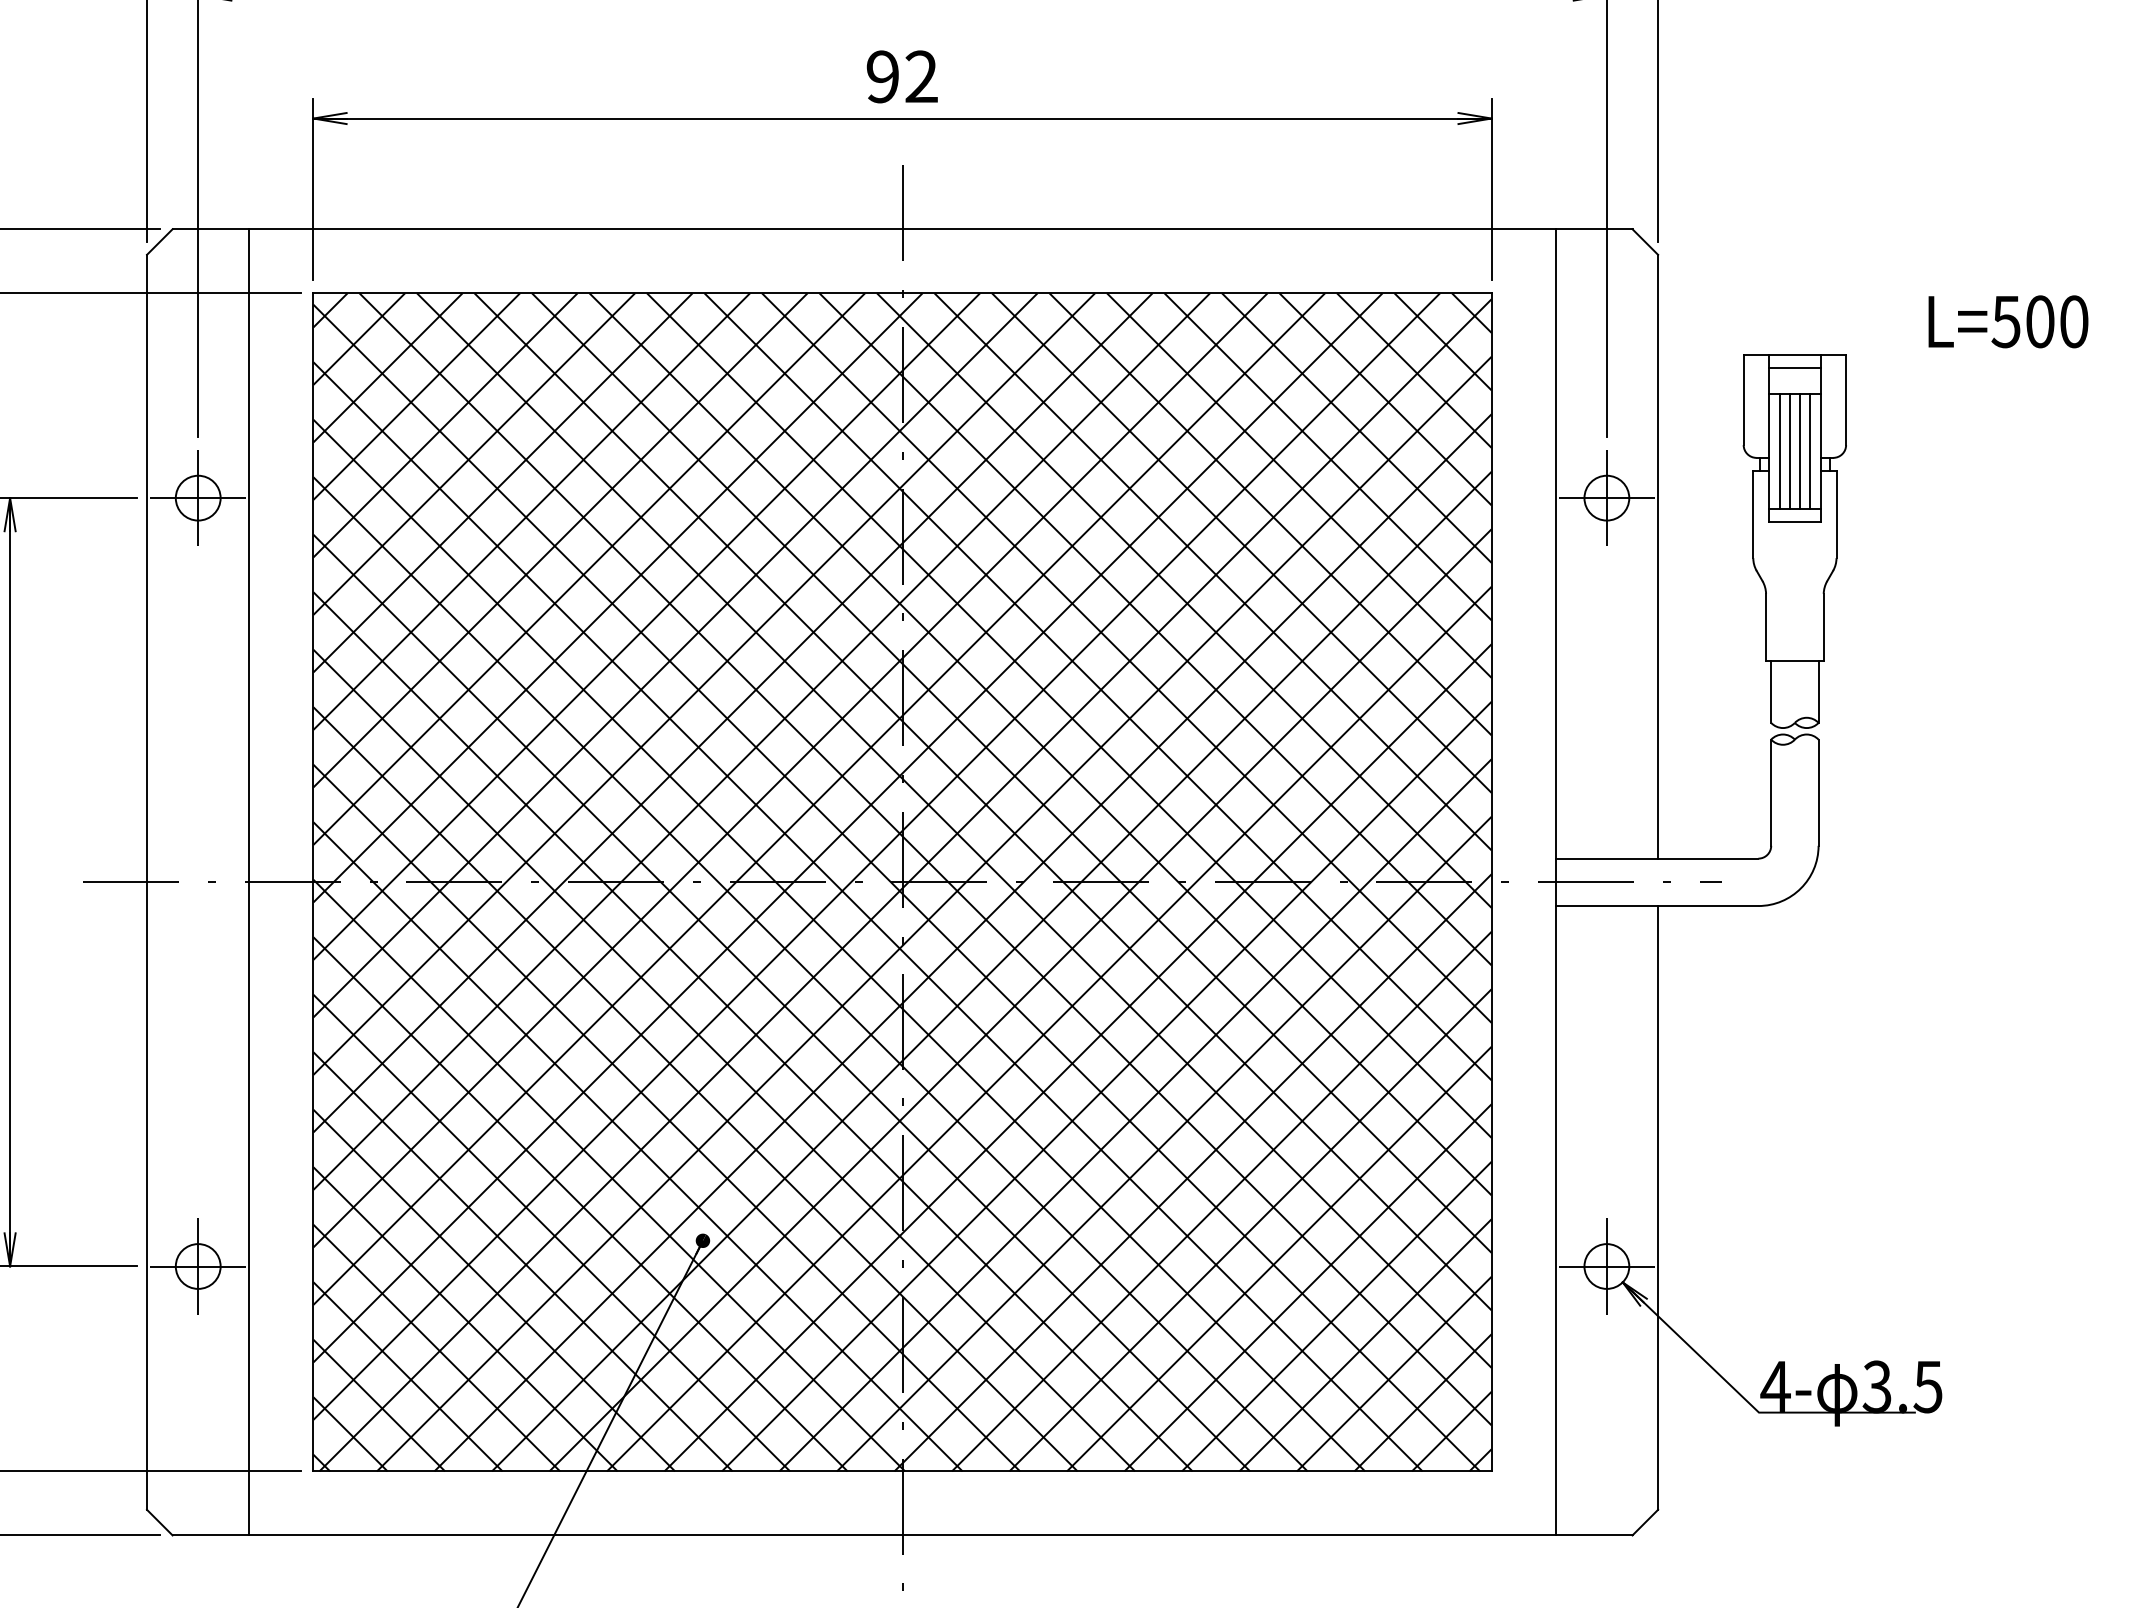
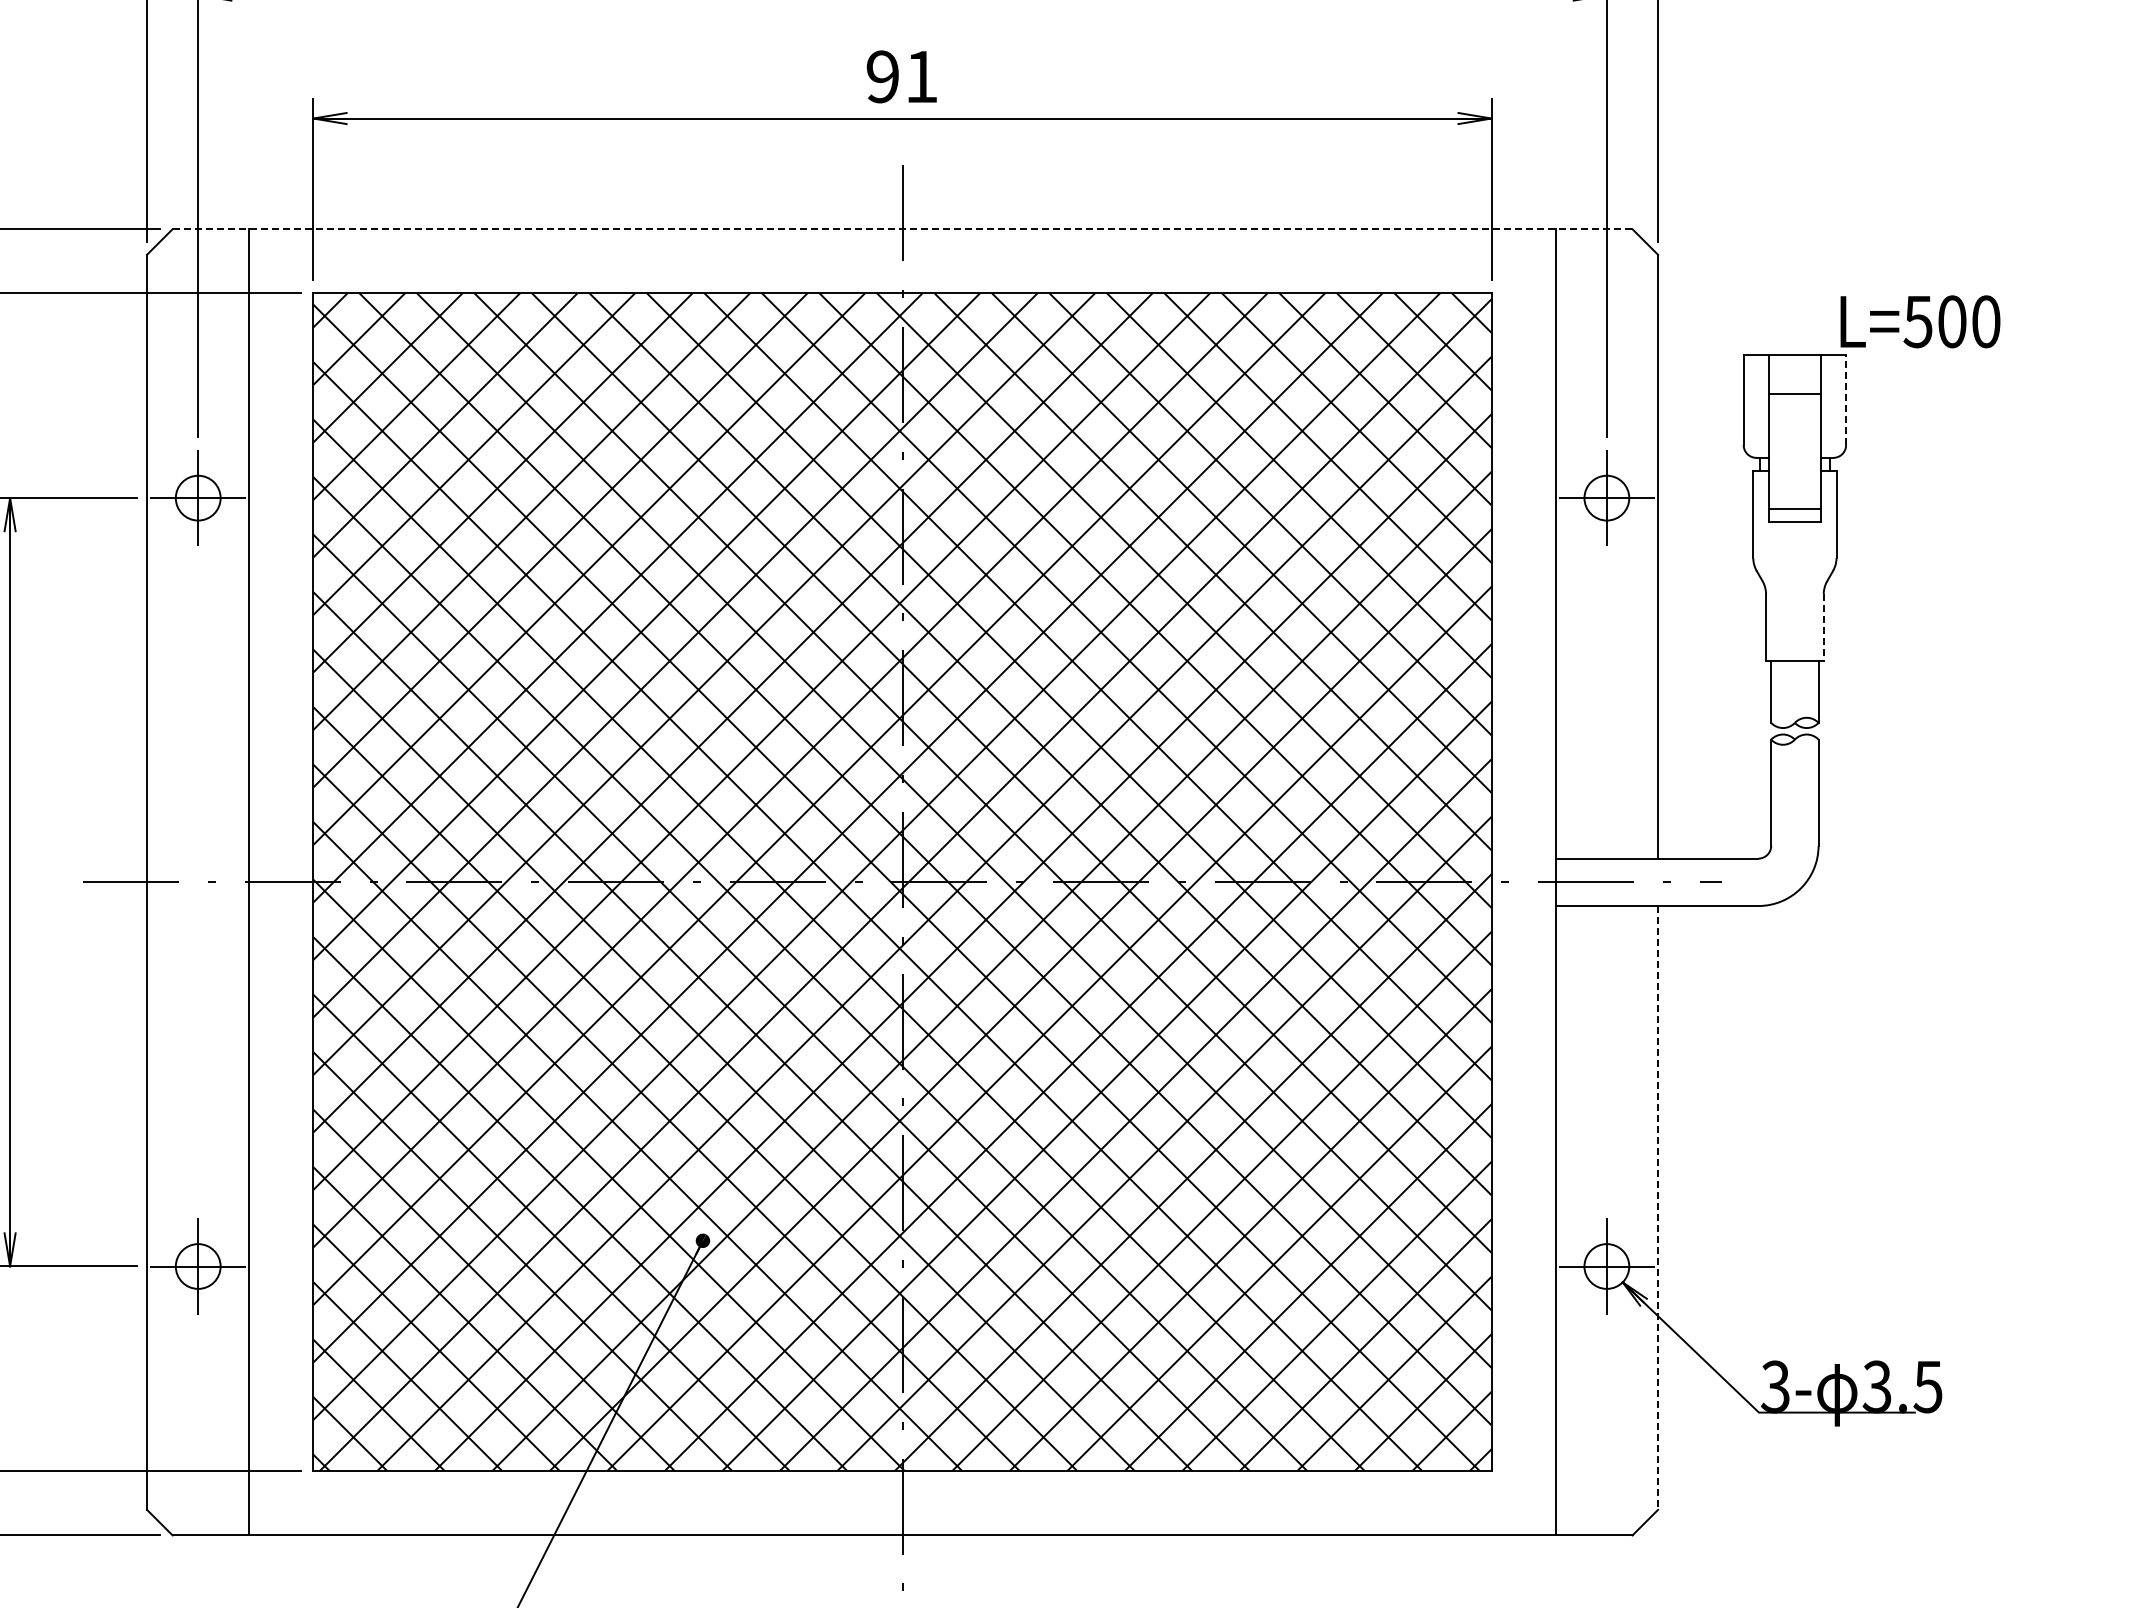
text: 92 -> 91 (921, 76)
line: solid -> dashed (902, 229)
text position: (2008, 321) -> (1920, 321) (1920, 321)
line: present -> none (1794, 368)
line: solid -> dashed (1846, 400)
line: present -> none (1779, 451)
line: present -> none (1789, 451)
line: present -> none (1800, 451)
line: present -> none (1810, 451)
line: solid -> dashed (1823, 627)
line: solid -> dashed (1658, 1207)
text: 4- -> 3- (1775, 1386)
